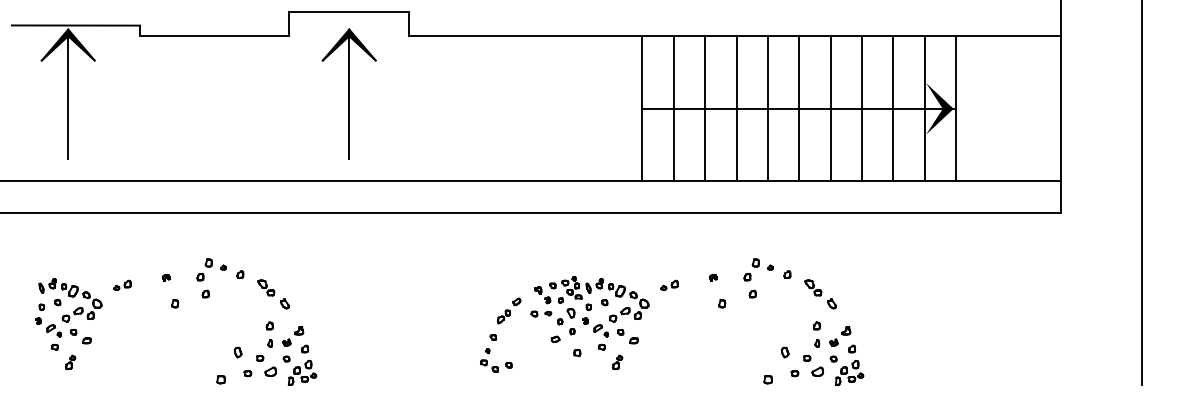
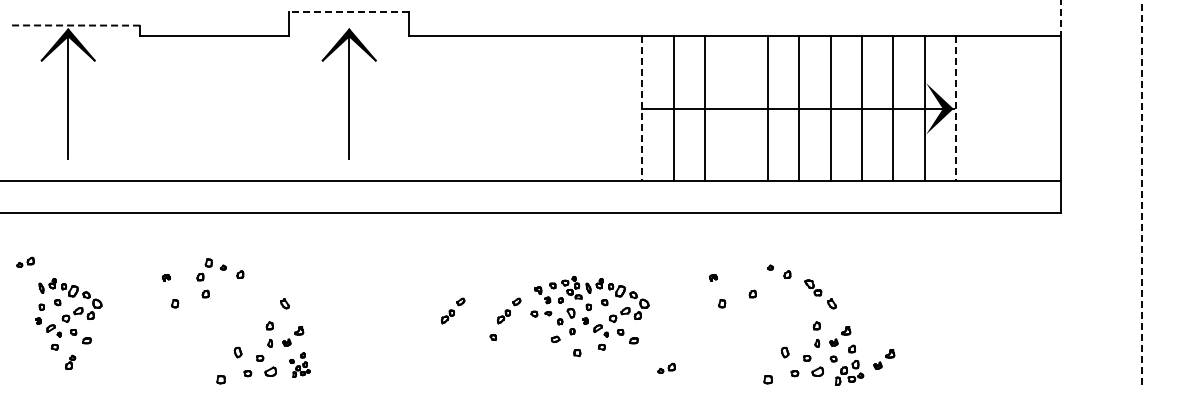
line: solid -> dashed (348, 11)
line: solid -> dashed (1060, 18)
line: solid -> dashed (75, 25)
line: solid -> dashed (642, 108)
line: present -> none (736, 108)
line: solid -> dashed (956, 108)
line: solid -> dashed (1141, 192)
part: present -> none (751, 269)
part position: (122, 284) -> (25, 261) (25, 261)
part position: (669, 284) -> (666, 367) (666, 367)
part: present -> none (266, 287)
part: none -> present (453, 310)
part: none -> present (884, 359)
part: present -> none (496, 360)
part: present -> none (617, 362)
part size: 36x42 px -> 22x26 px (299, 364)
